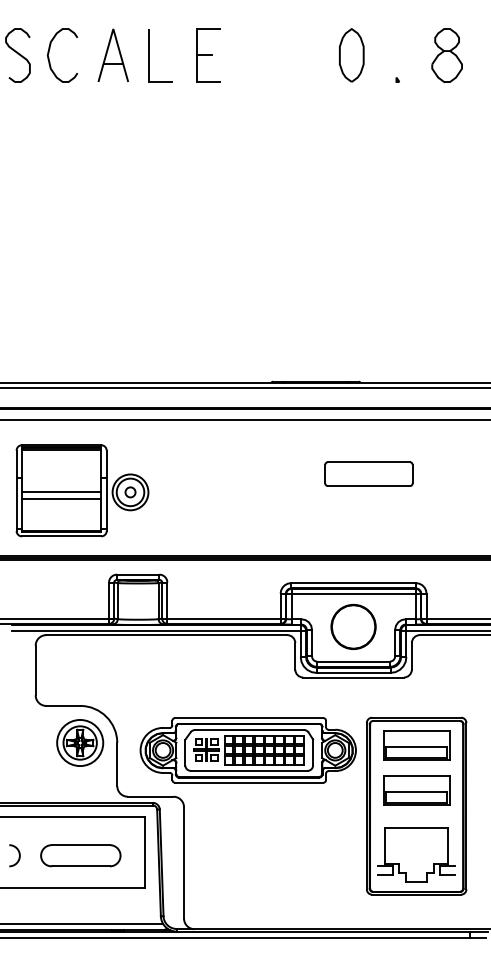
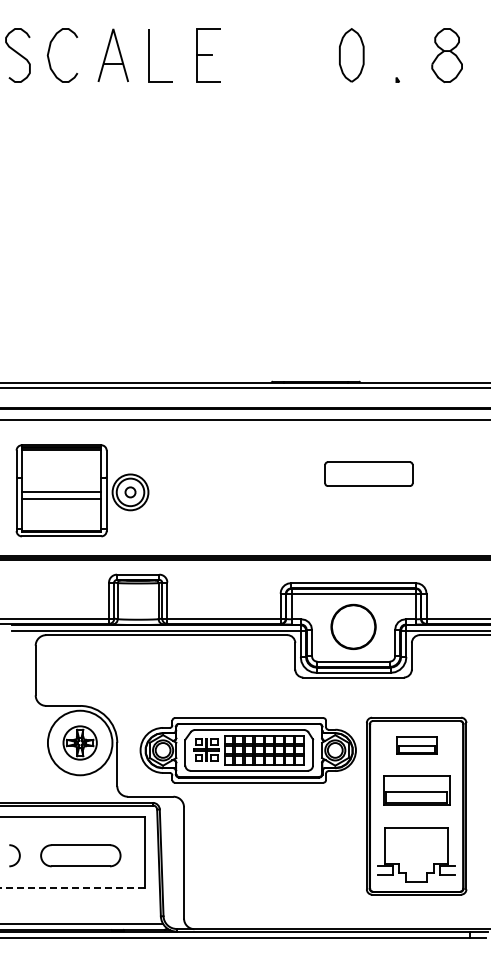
circle diameter: 46 px -> 65 px (79, 742)
part size: 68x31 px -> 42x19 px (416, 745)
line: solid -> dashed (71, 888)
